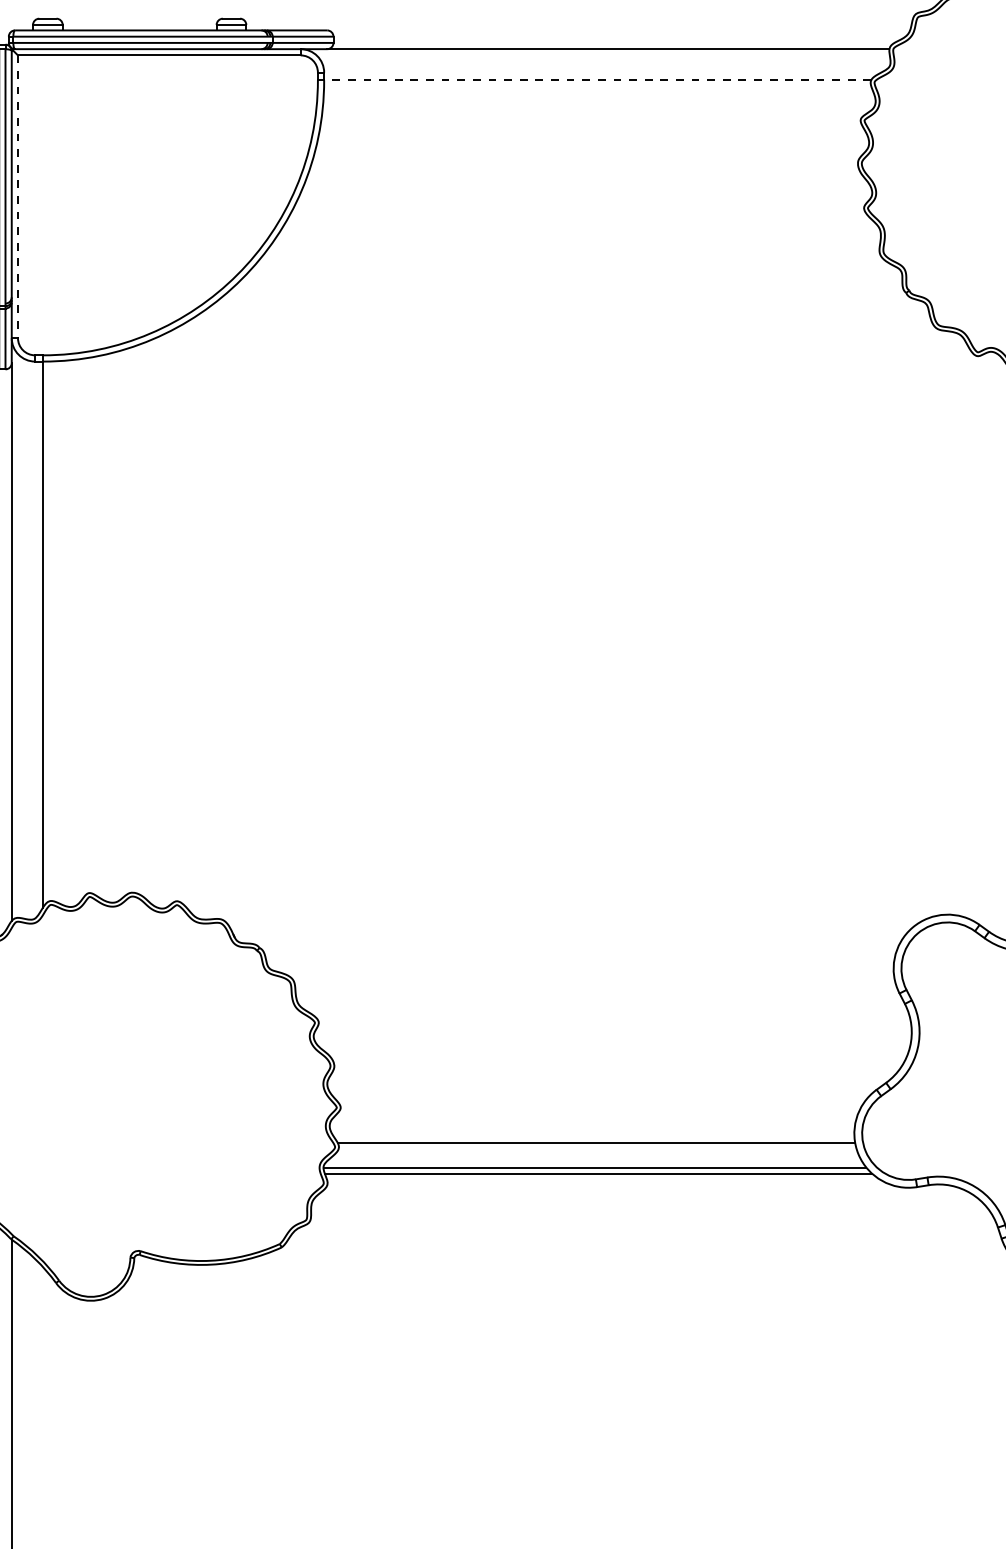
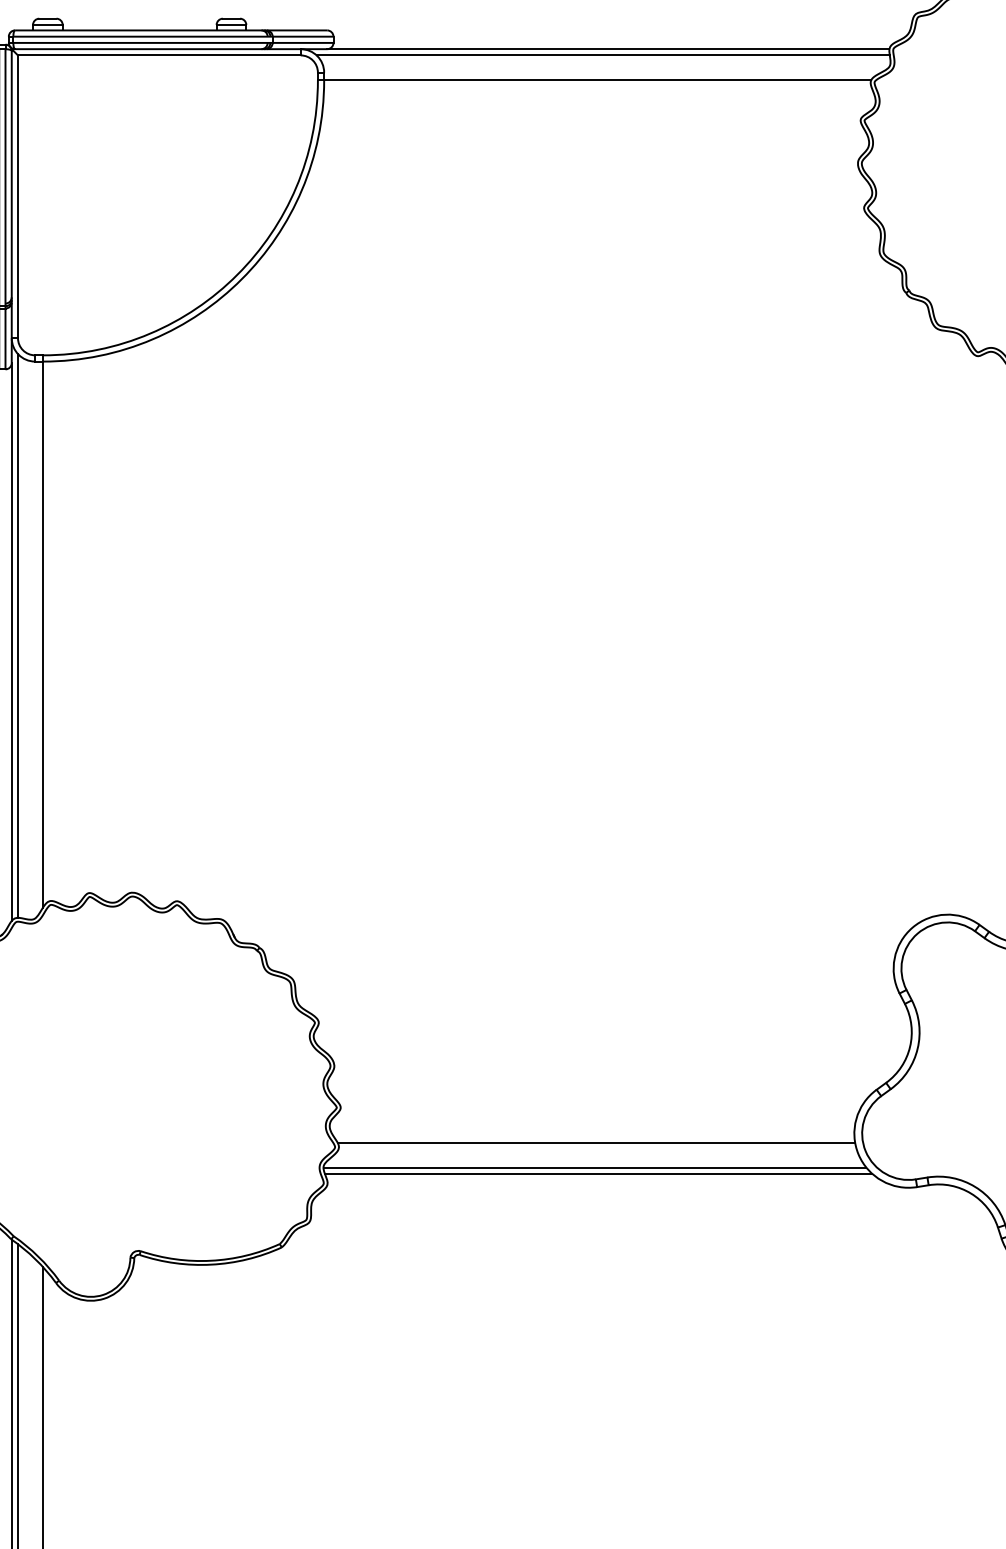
line: none -> present (602, 55)
line: dashed -> solid (597, 80)
line: dashed -> solid (18, 197)
line: none -> present (18, 635)
line: none -> present (18, 1394)
line: none -> present (42, 1406)
